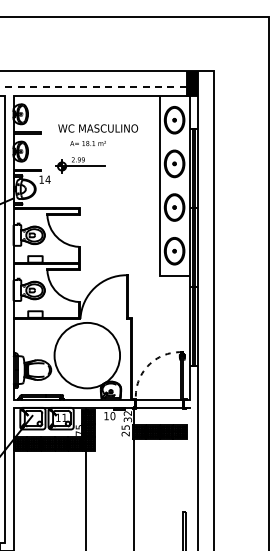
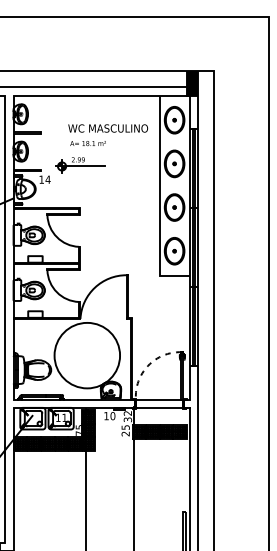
line: dashed -> solid (93, 87)
text position: (98, 128) -> (108, 128) (108, 128)
line: none -> present (189, 477)
